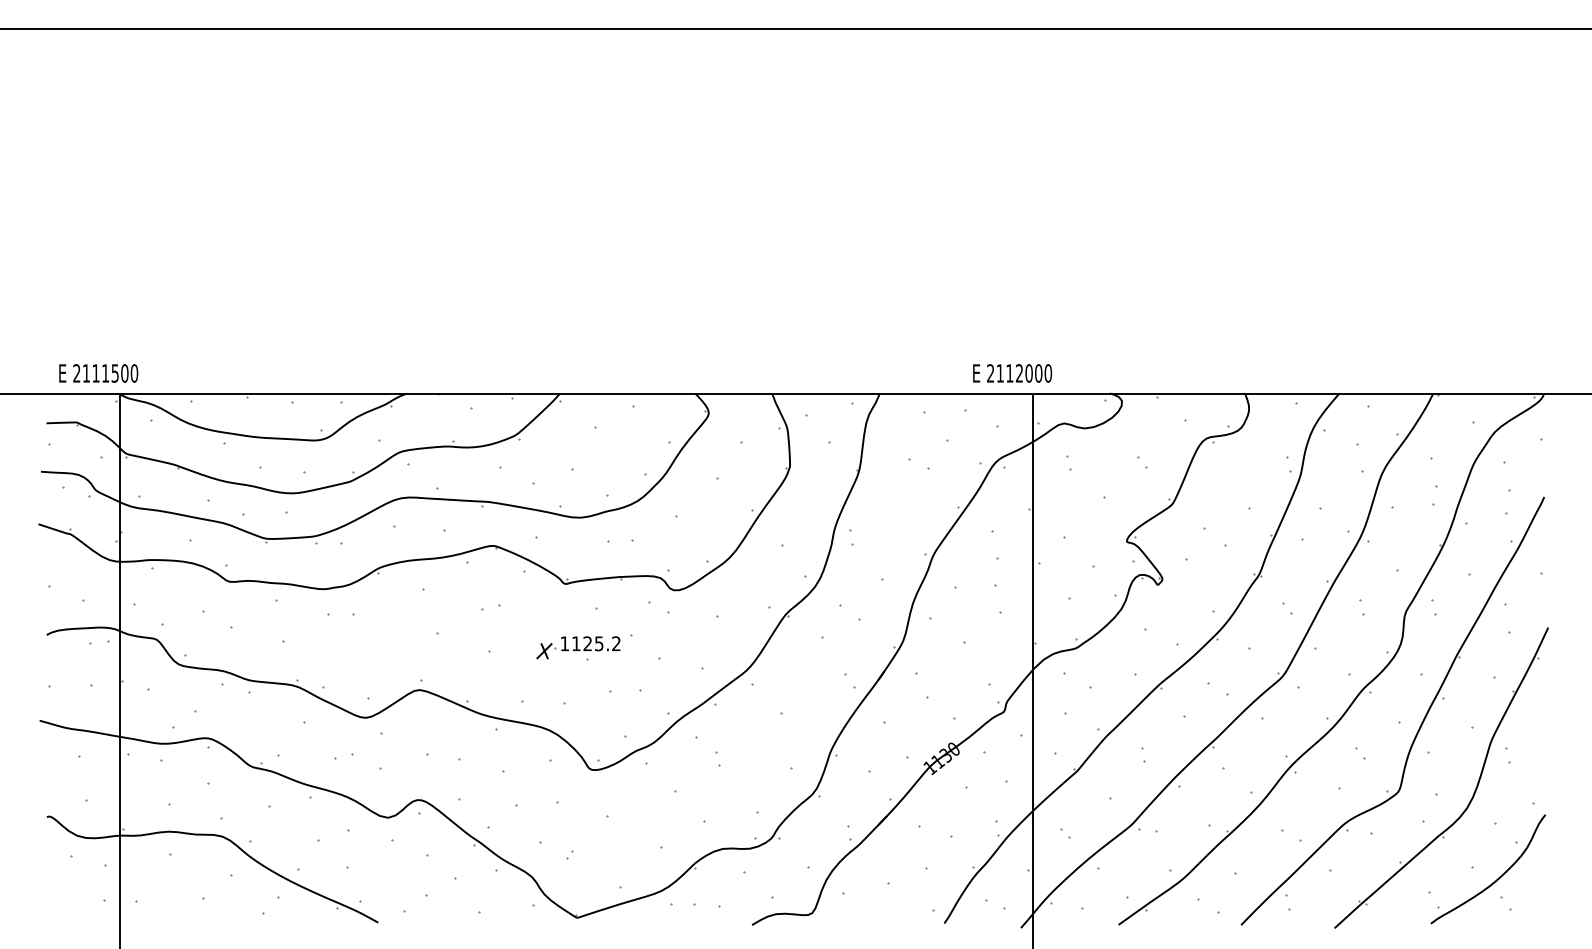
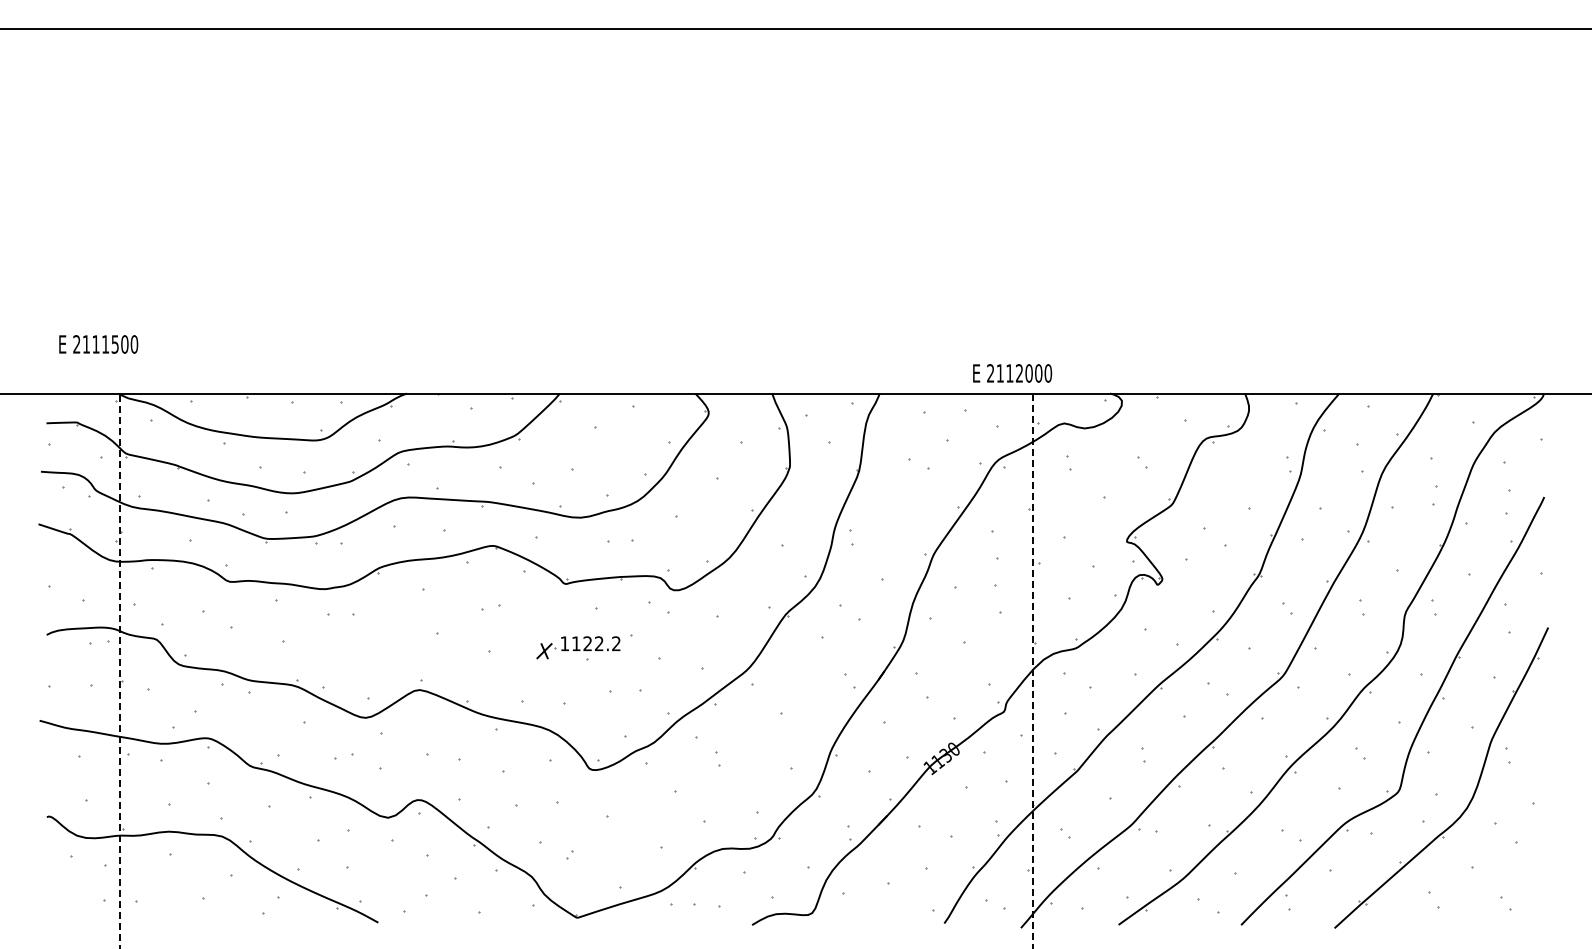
text position: (98, 373) -> (98, 344) (98, 344)
text: 1125.2 -> 1122.2 (599, 643)
line: solid -> dashed (119, 670)
line: solid -> dashed (1032, 671)
curve: present -> none (1497, 878)
